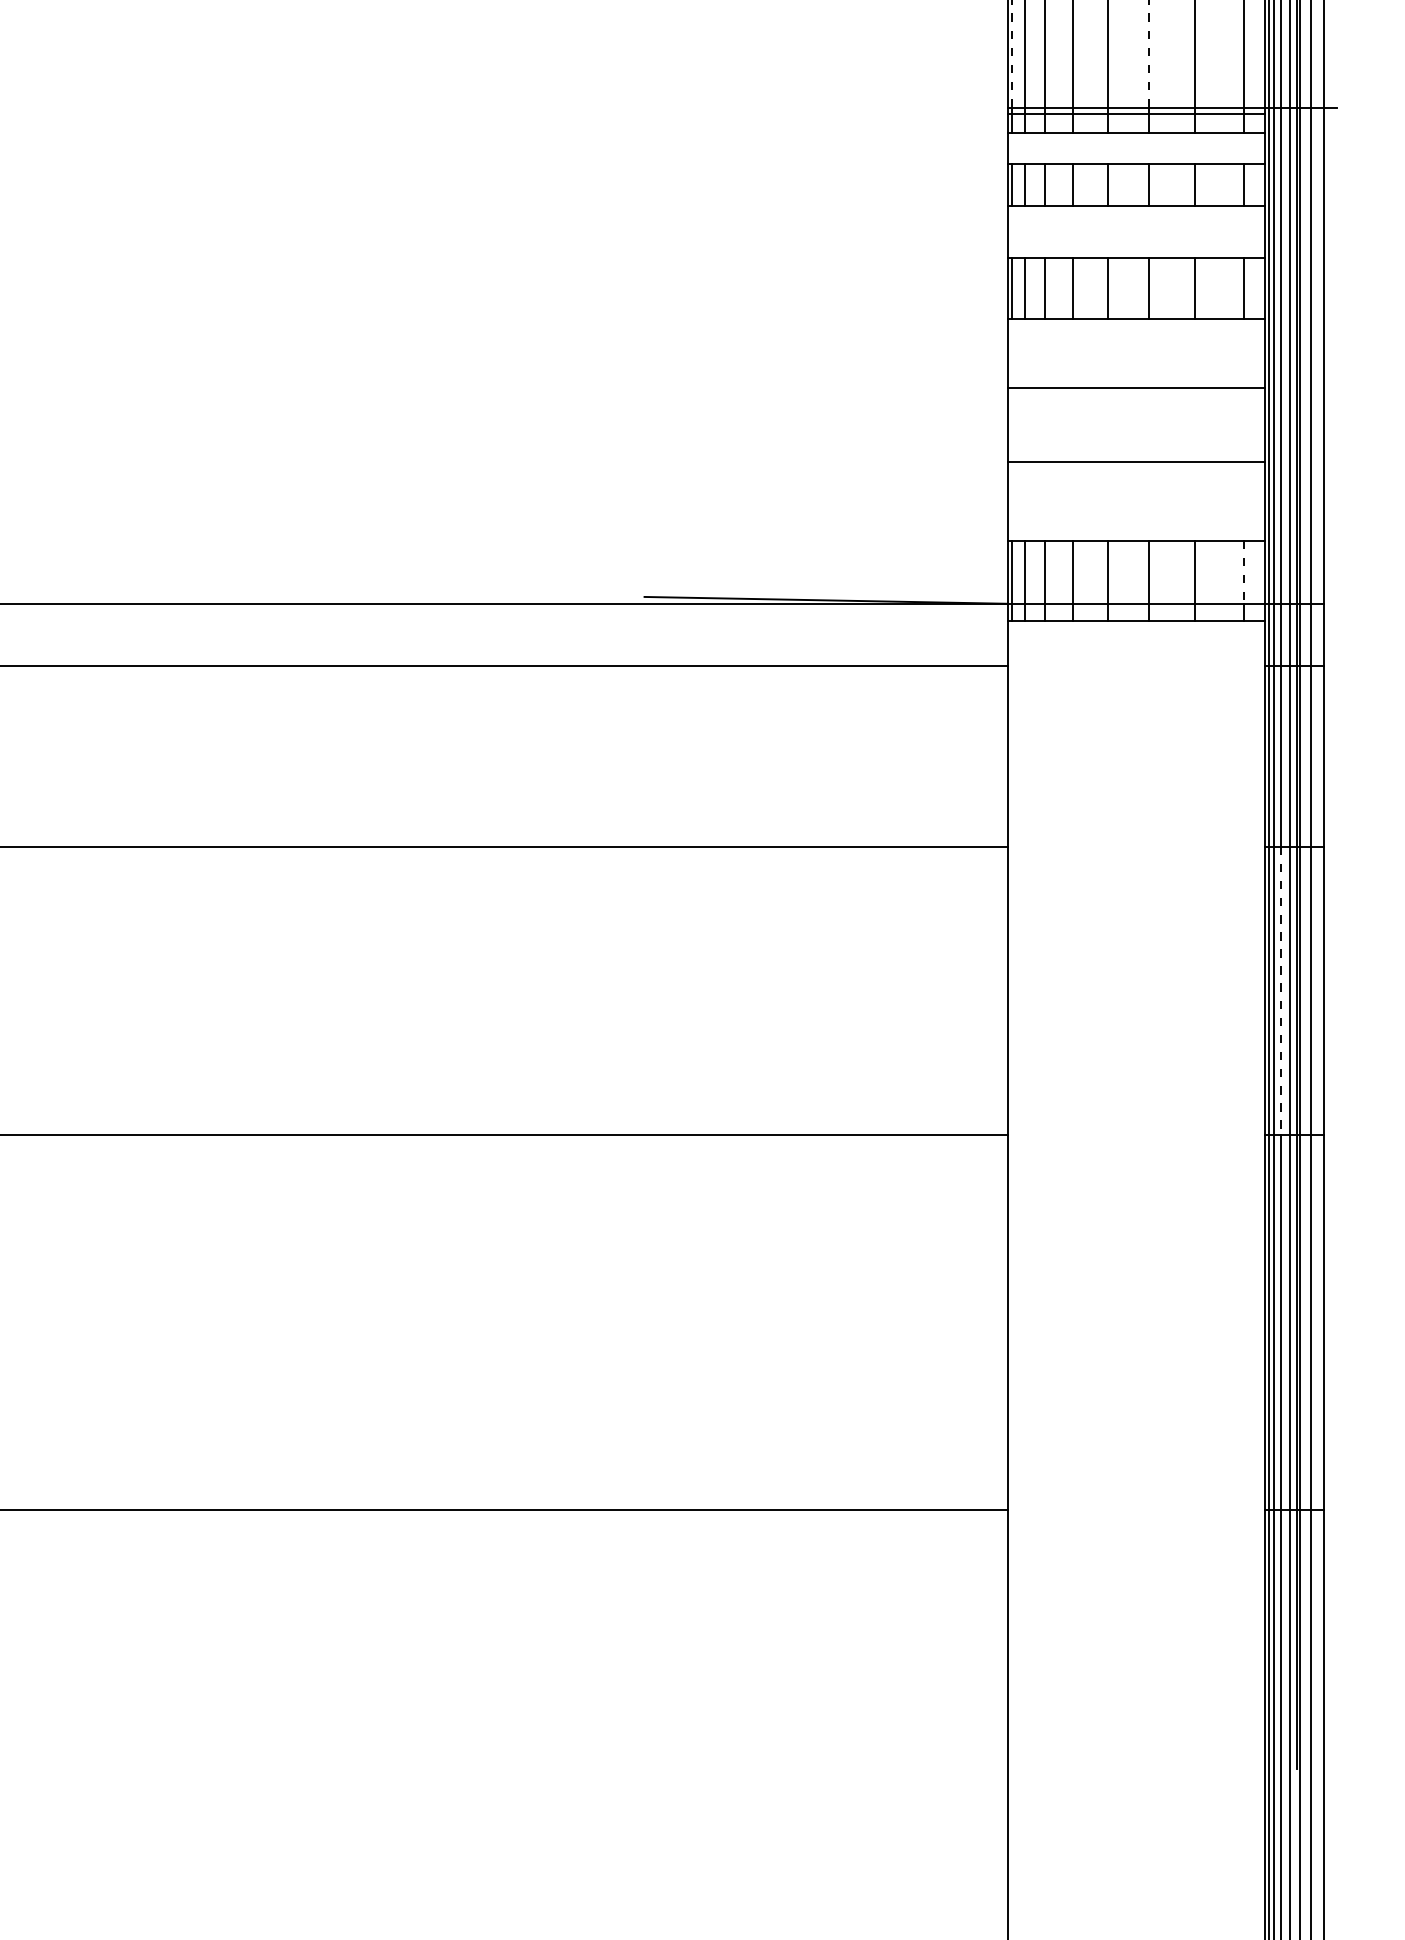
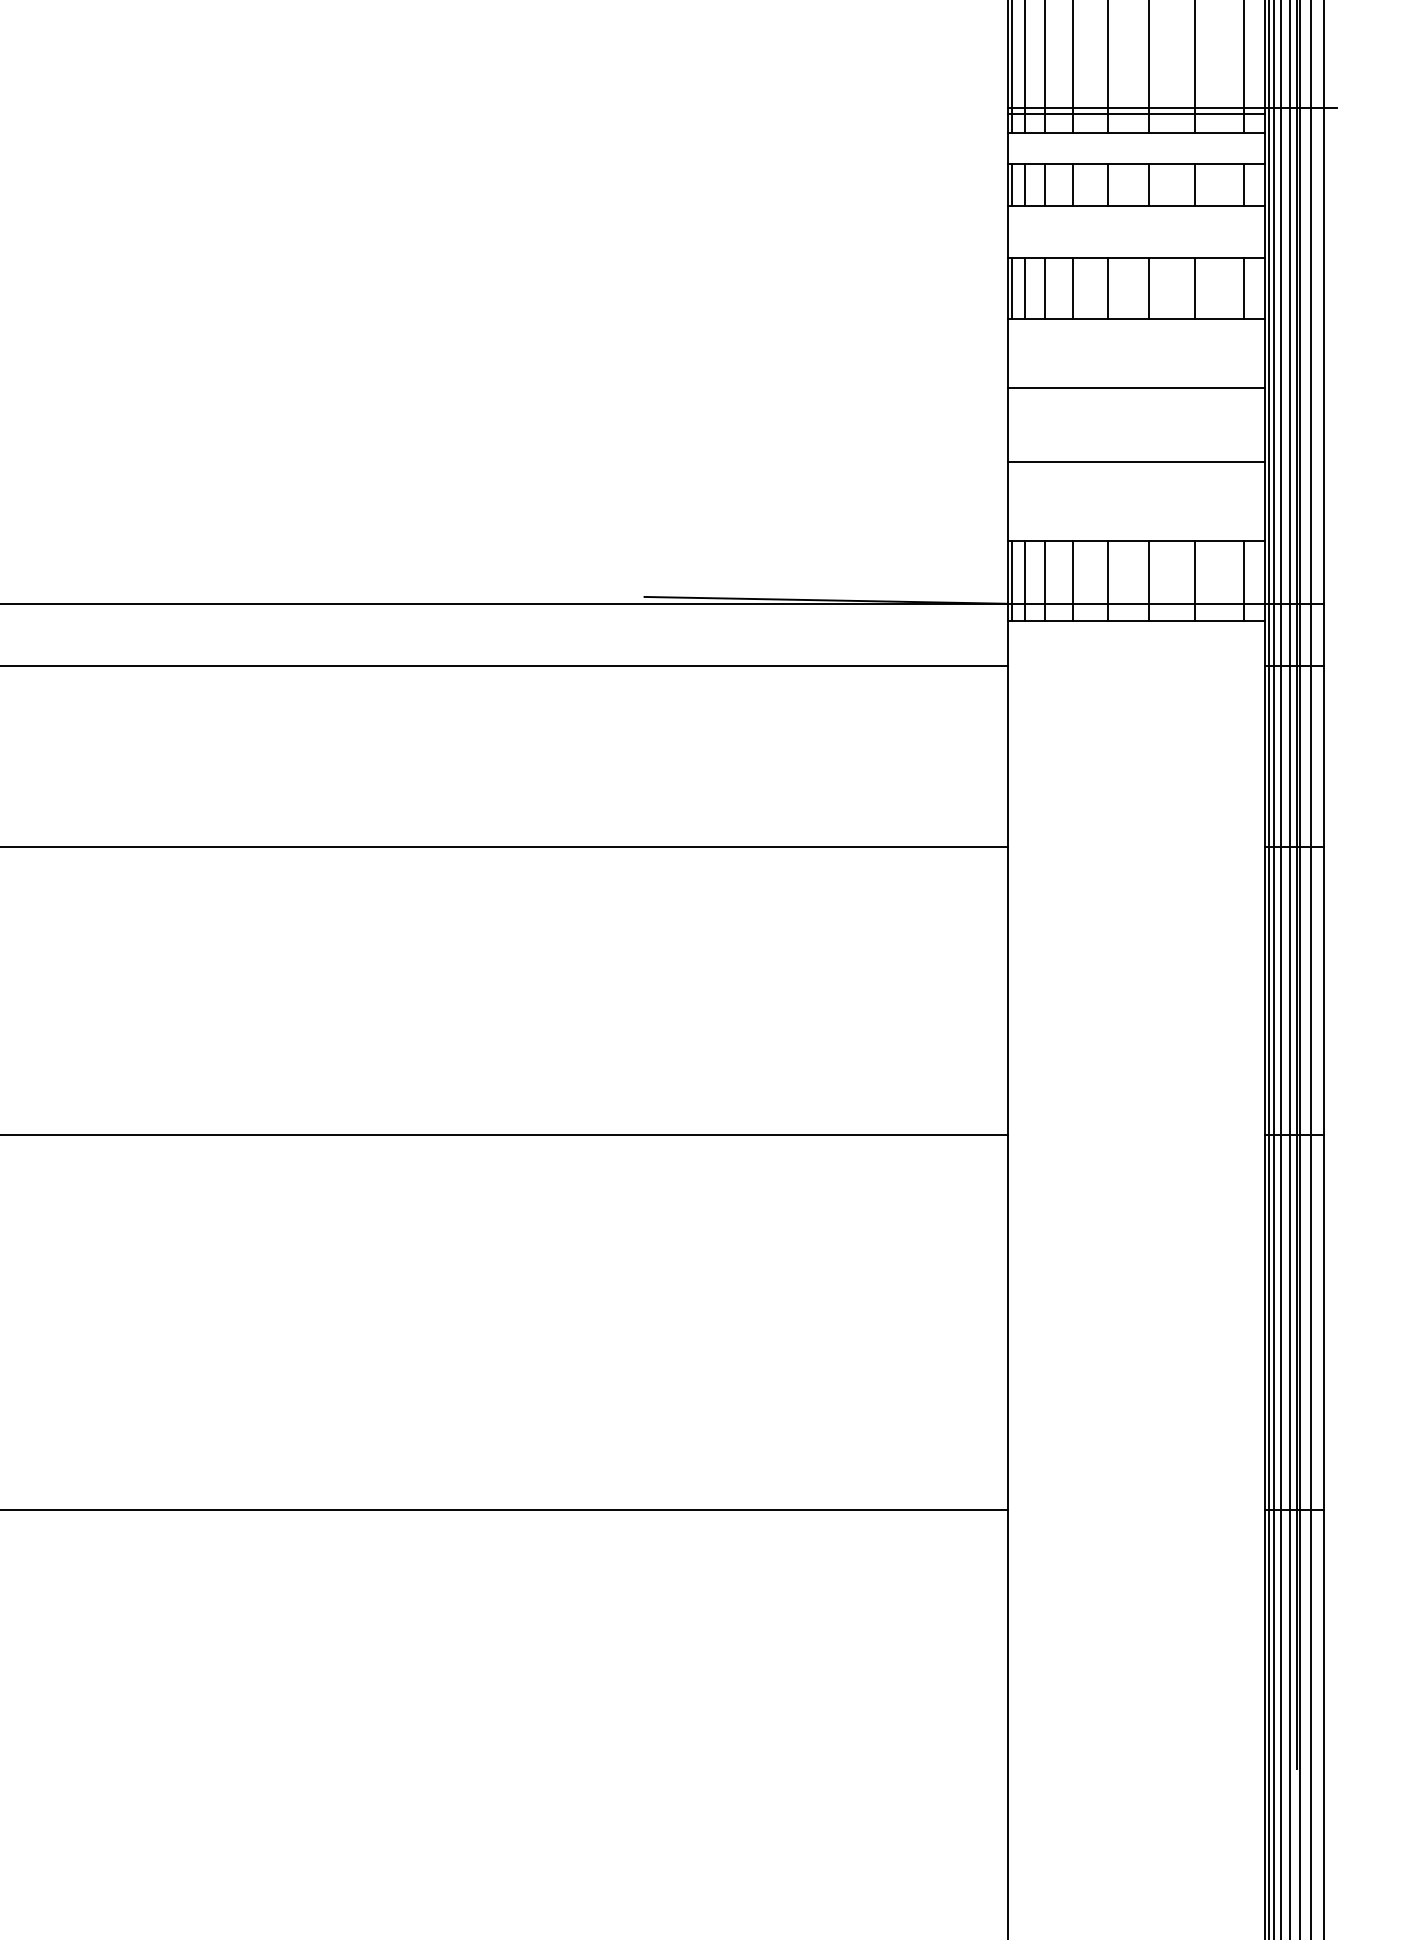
line: dashed -> solid (1012, 54)
line: dashed -> solid (1149, 54)
line: dashed -> solid (1244, 572)
line: dashed -> solid (1280, 991)
